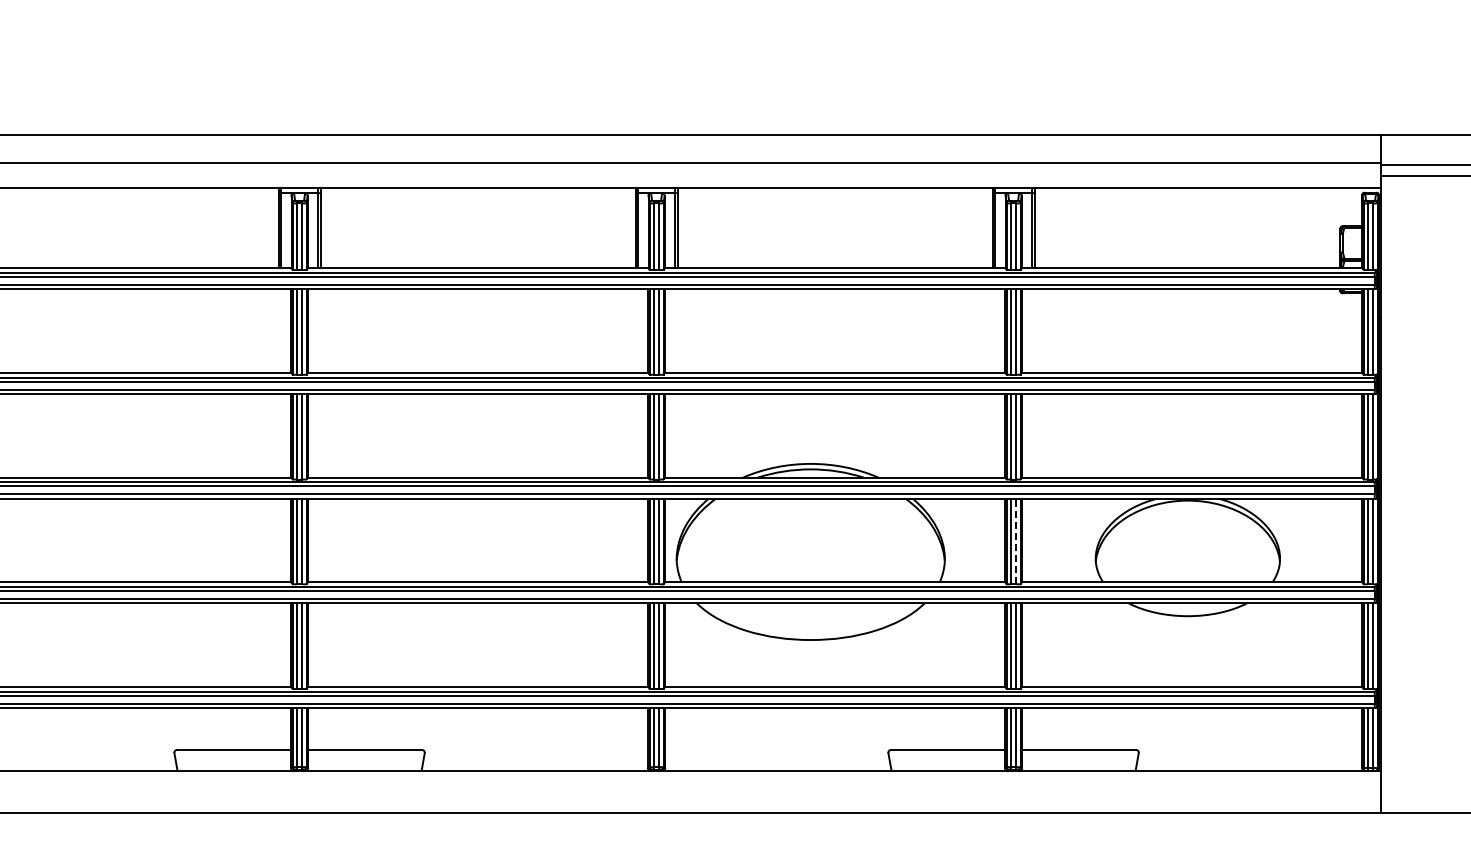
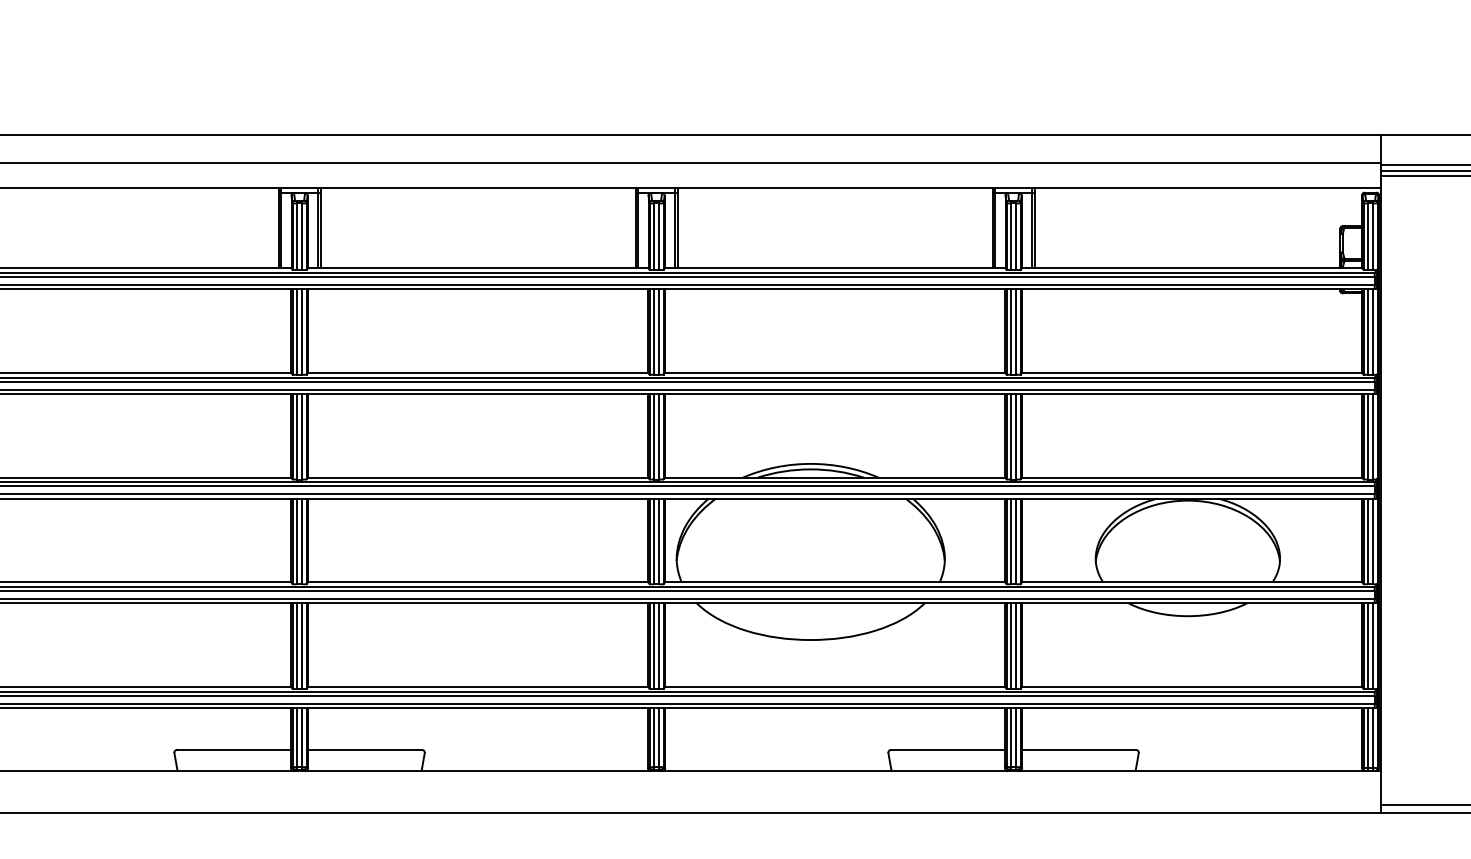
line: none -> present (1423, 171)
line: dashed -> solid (1016, 541)
line: none -> present (1423, 804)
